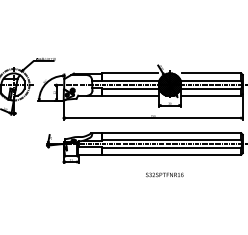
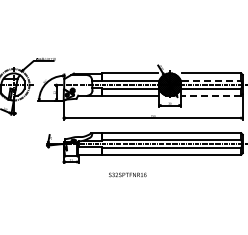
line: solid -> dashed (211, 80)
line: solid -> dashed (211, 95)
text position: (164, 174) -> (127, 174) (127, 174)
